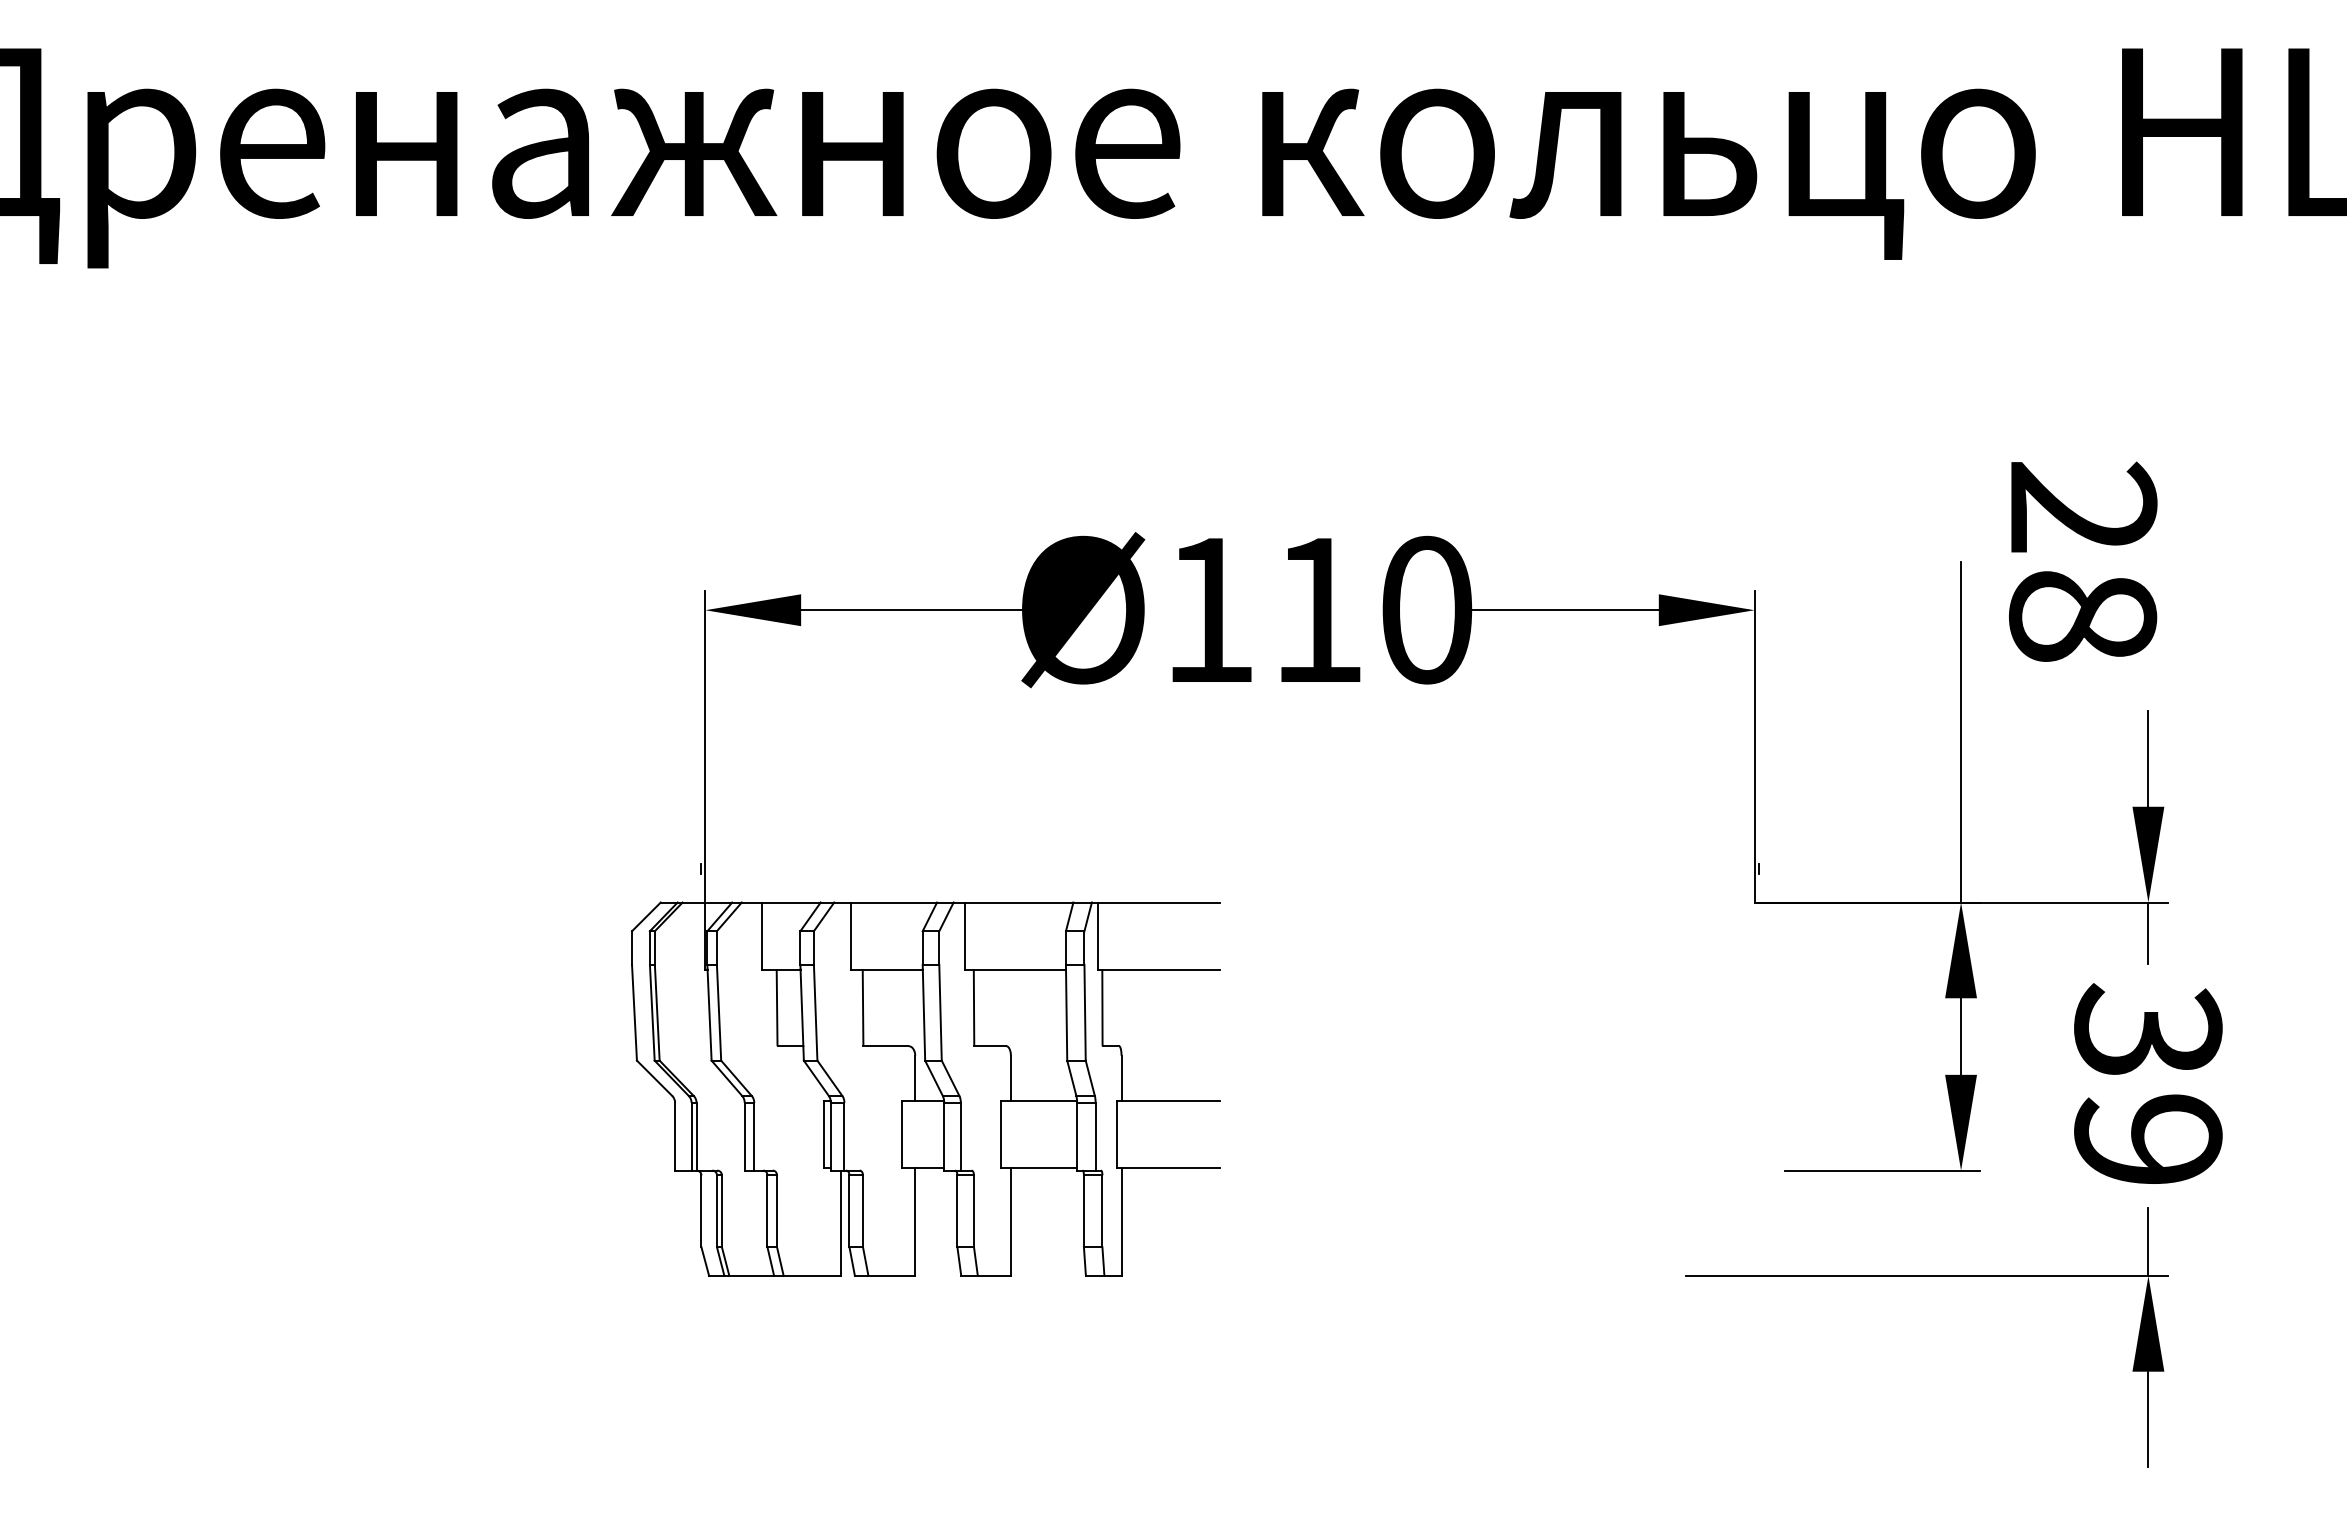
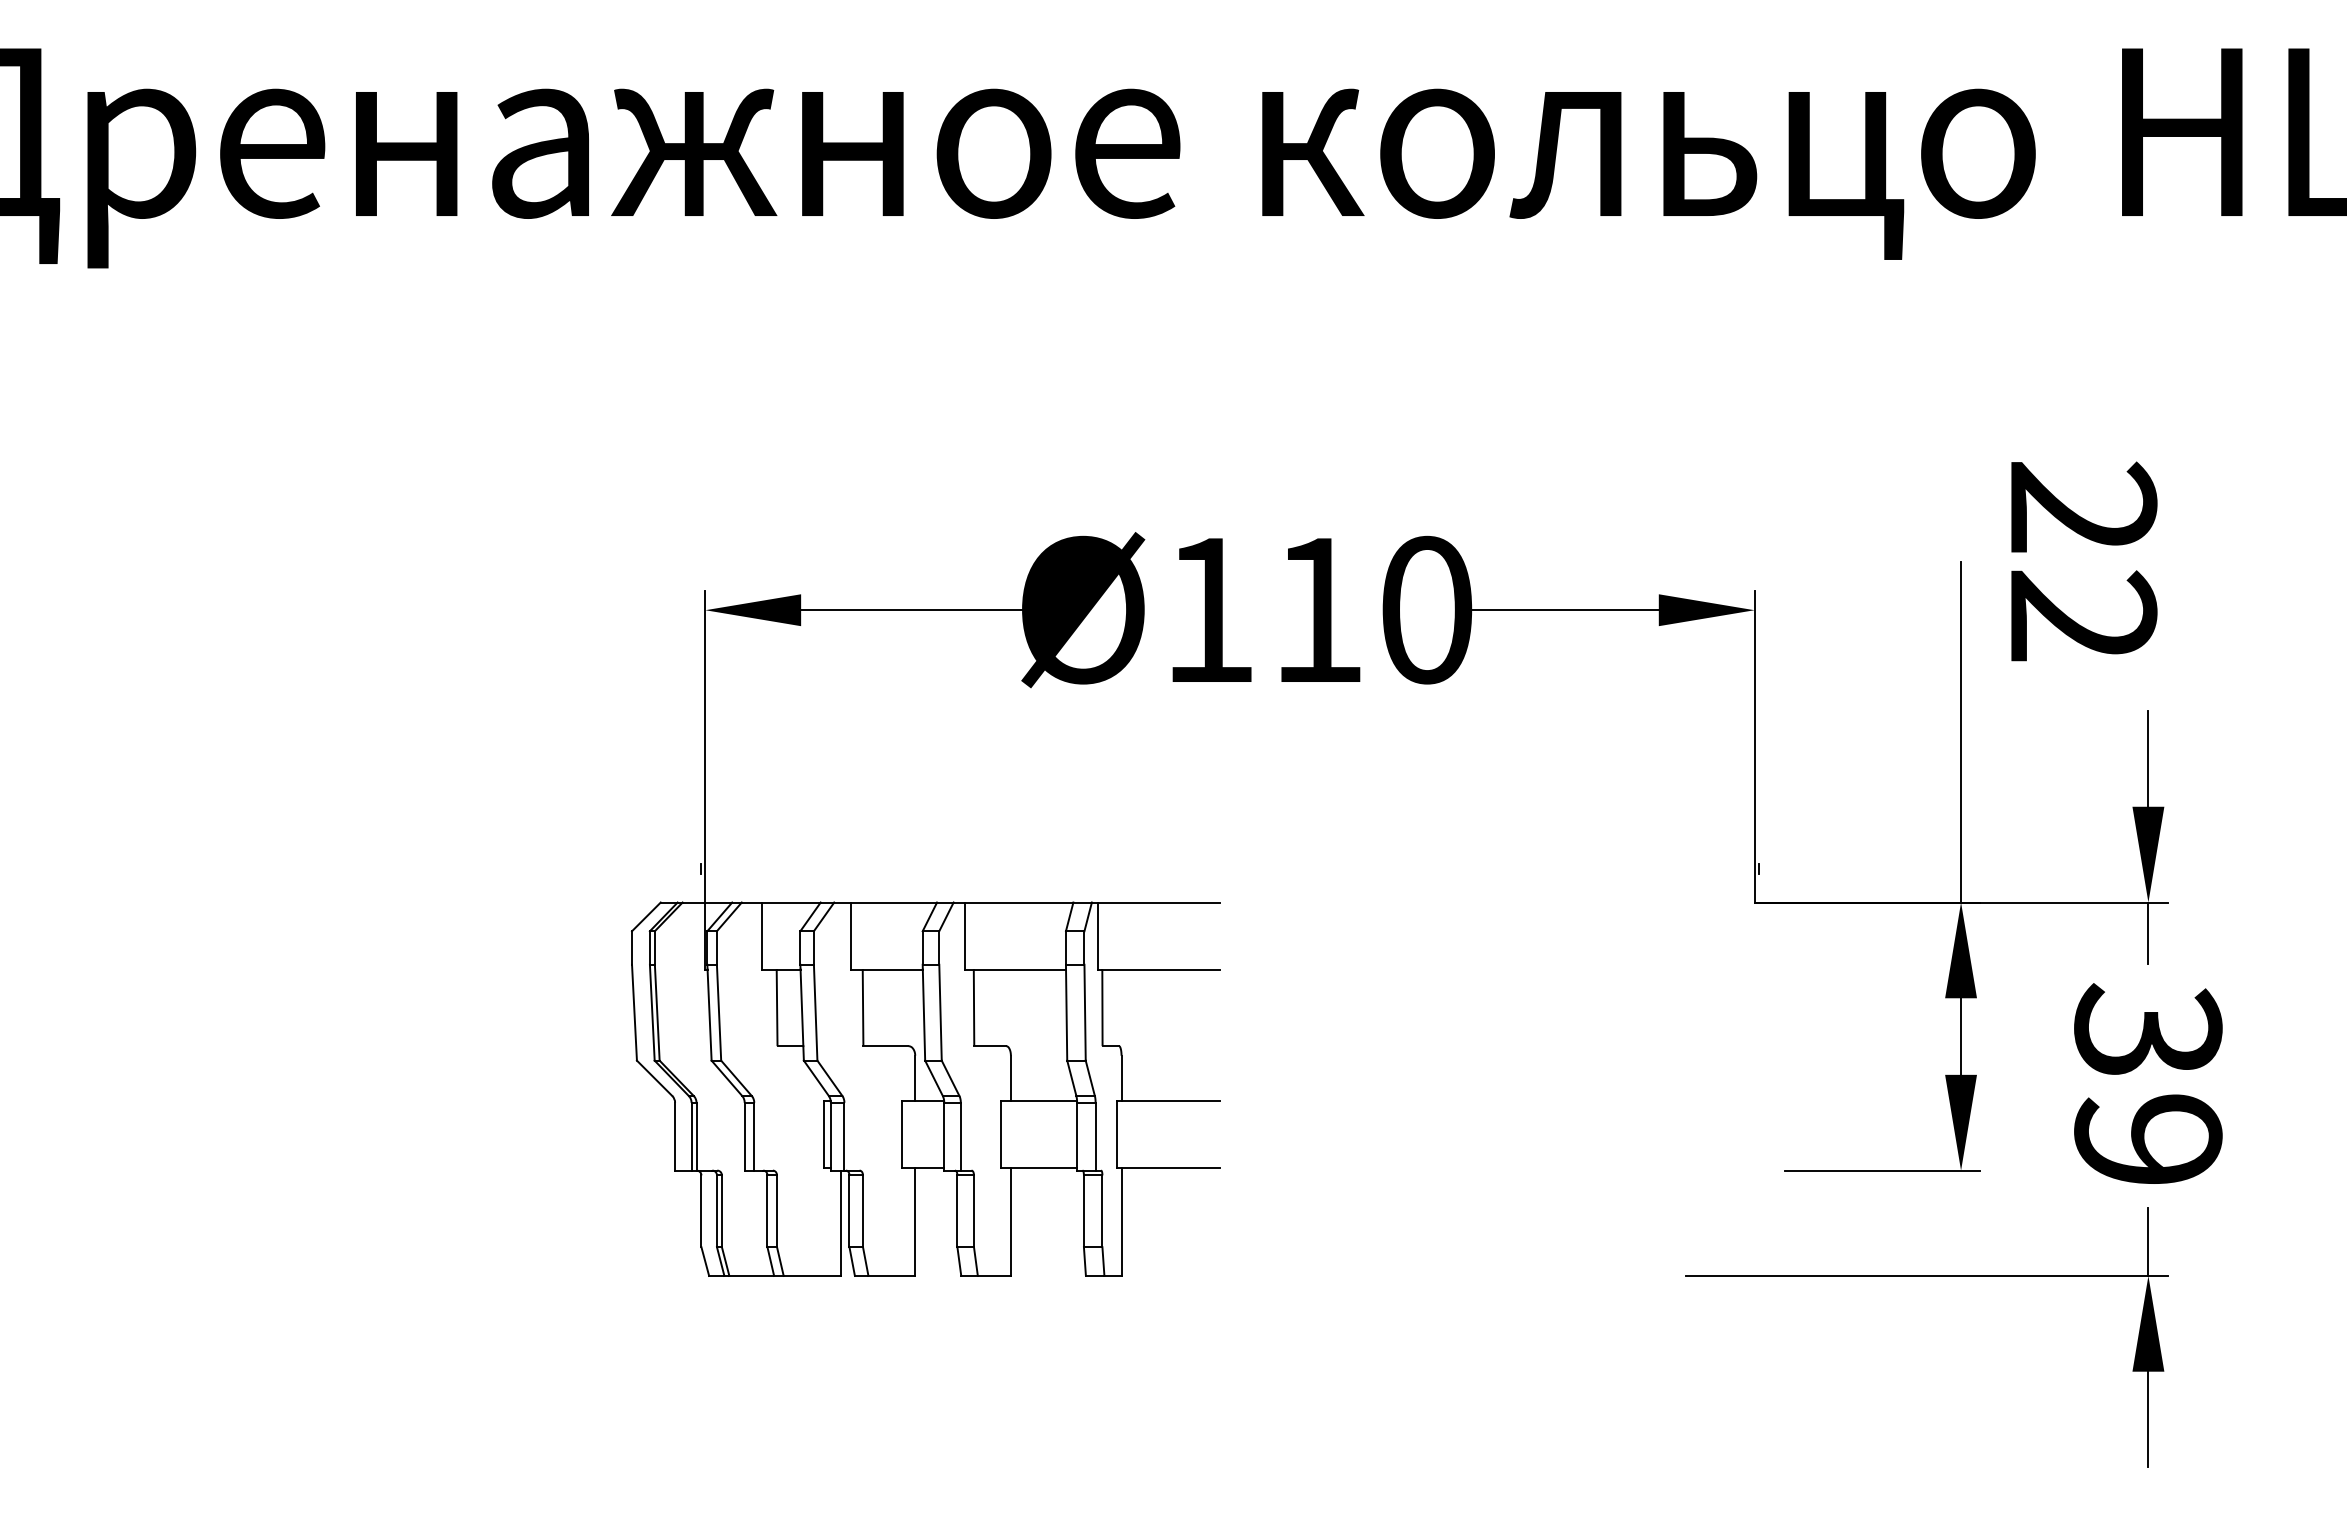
text: 28 -> 22 (2083, 615)
